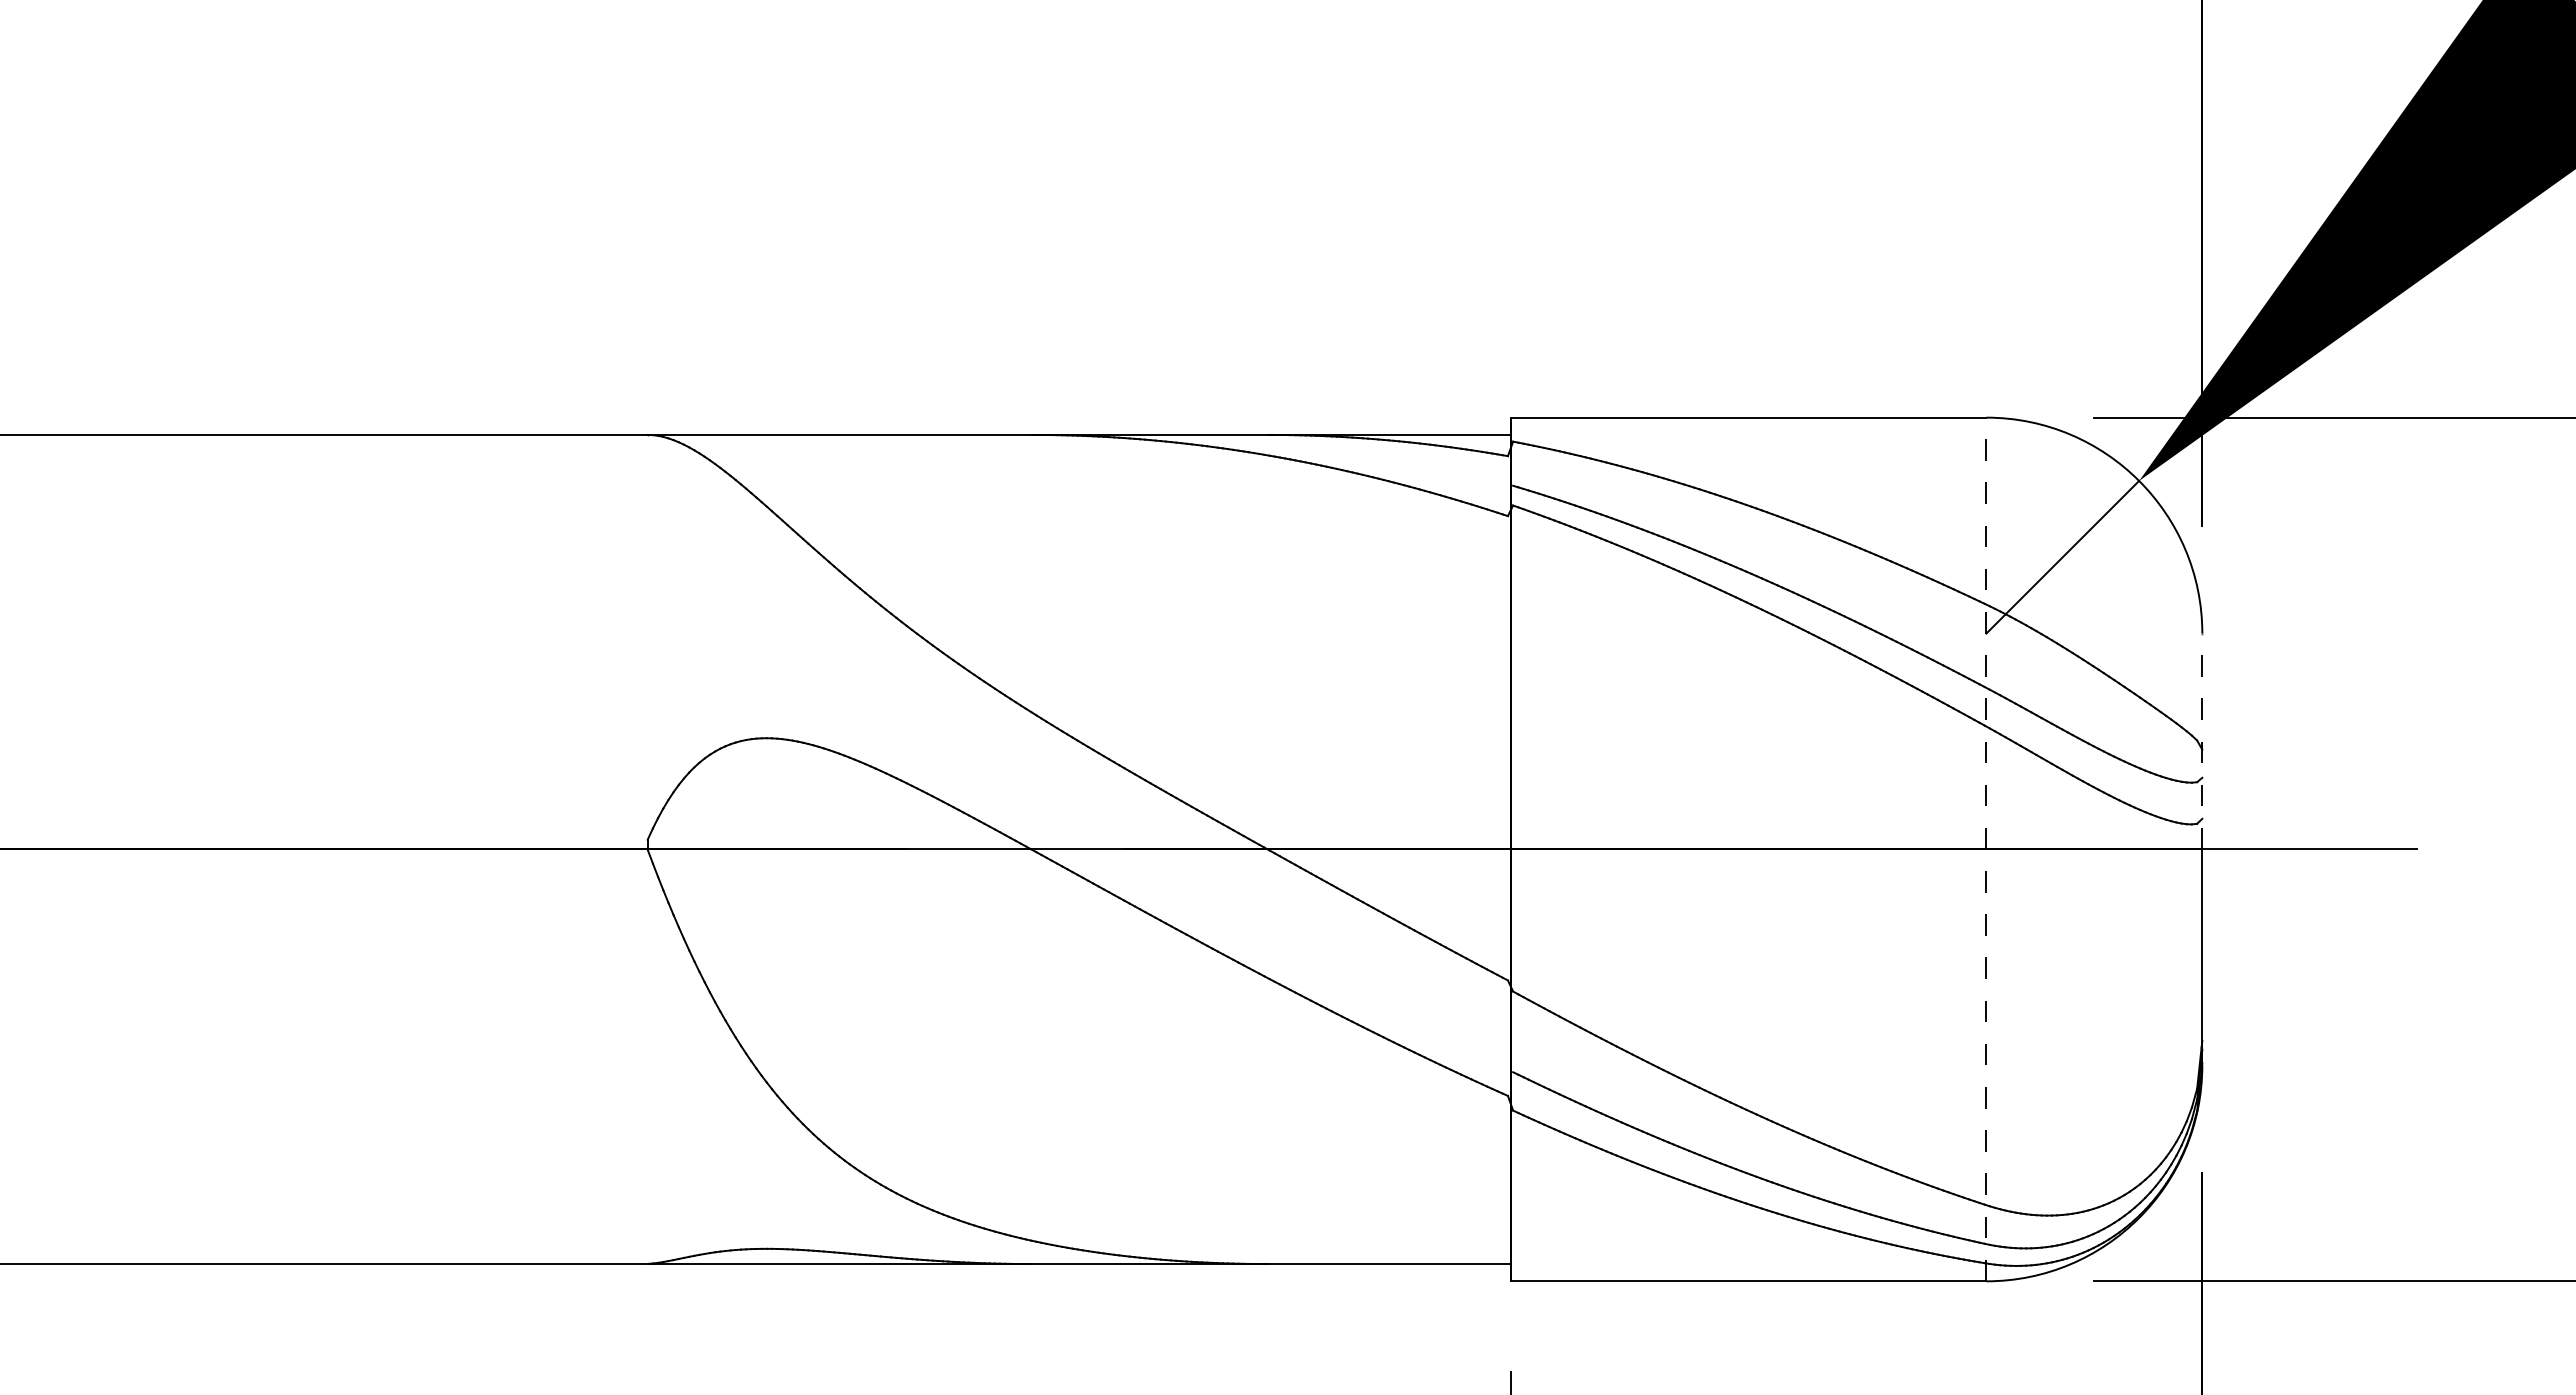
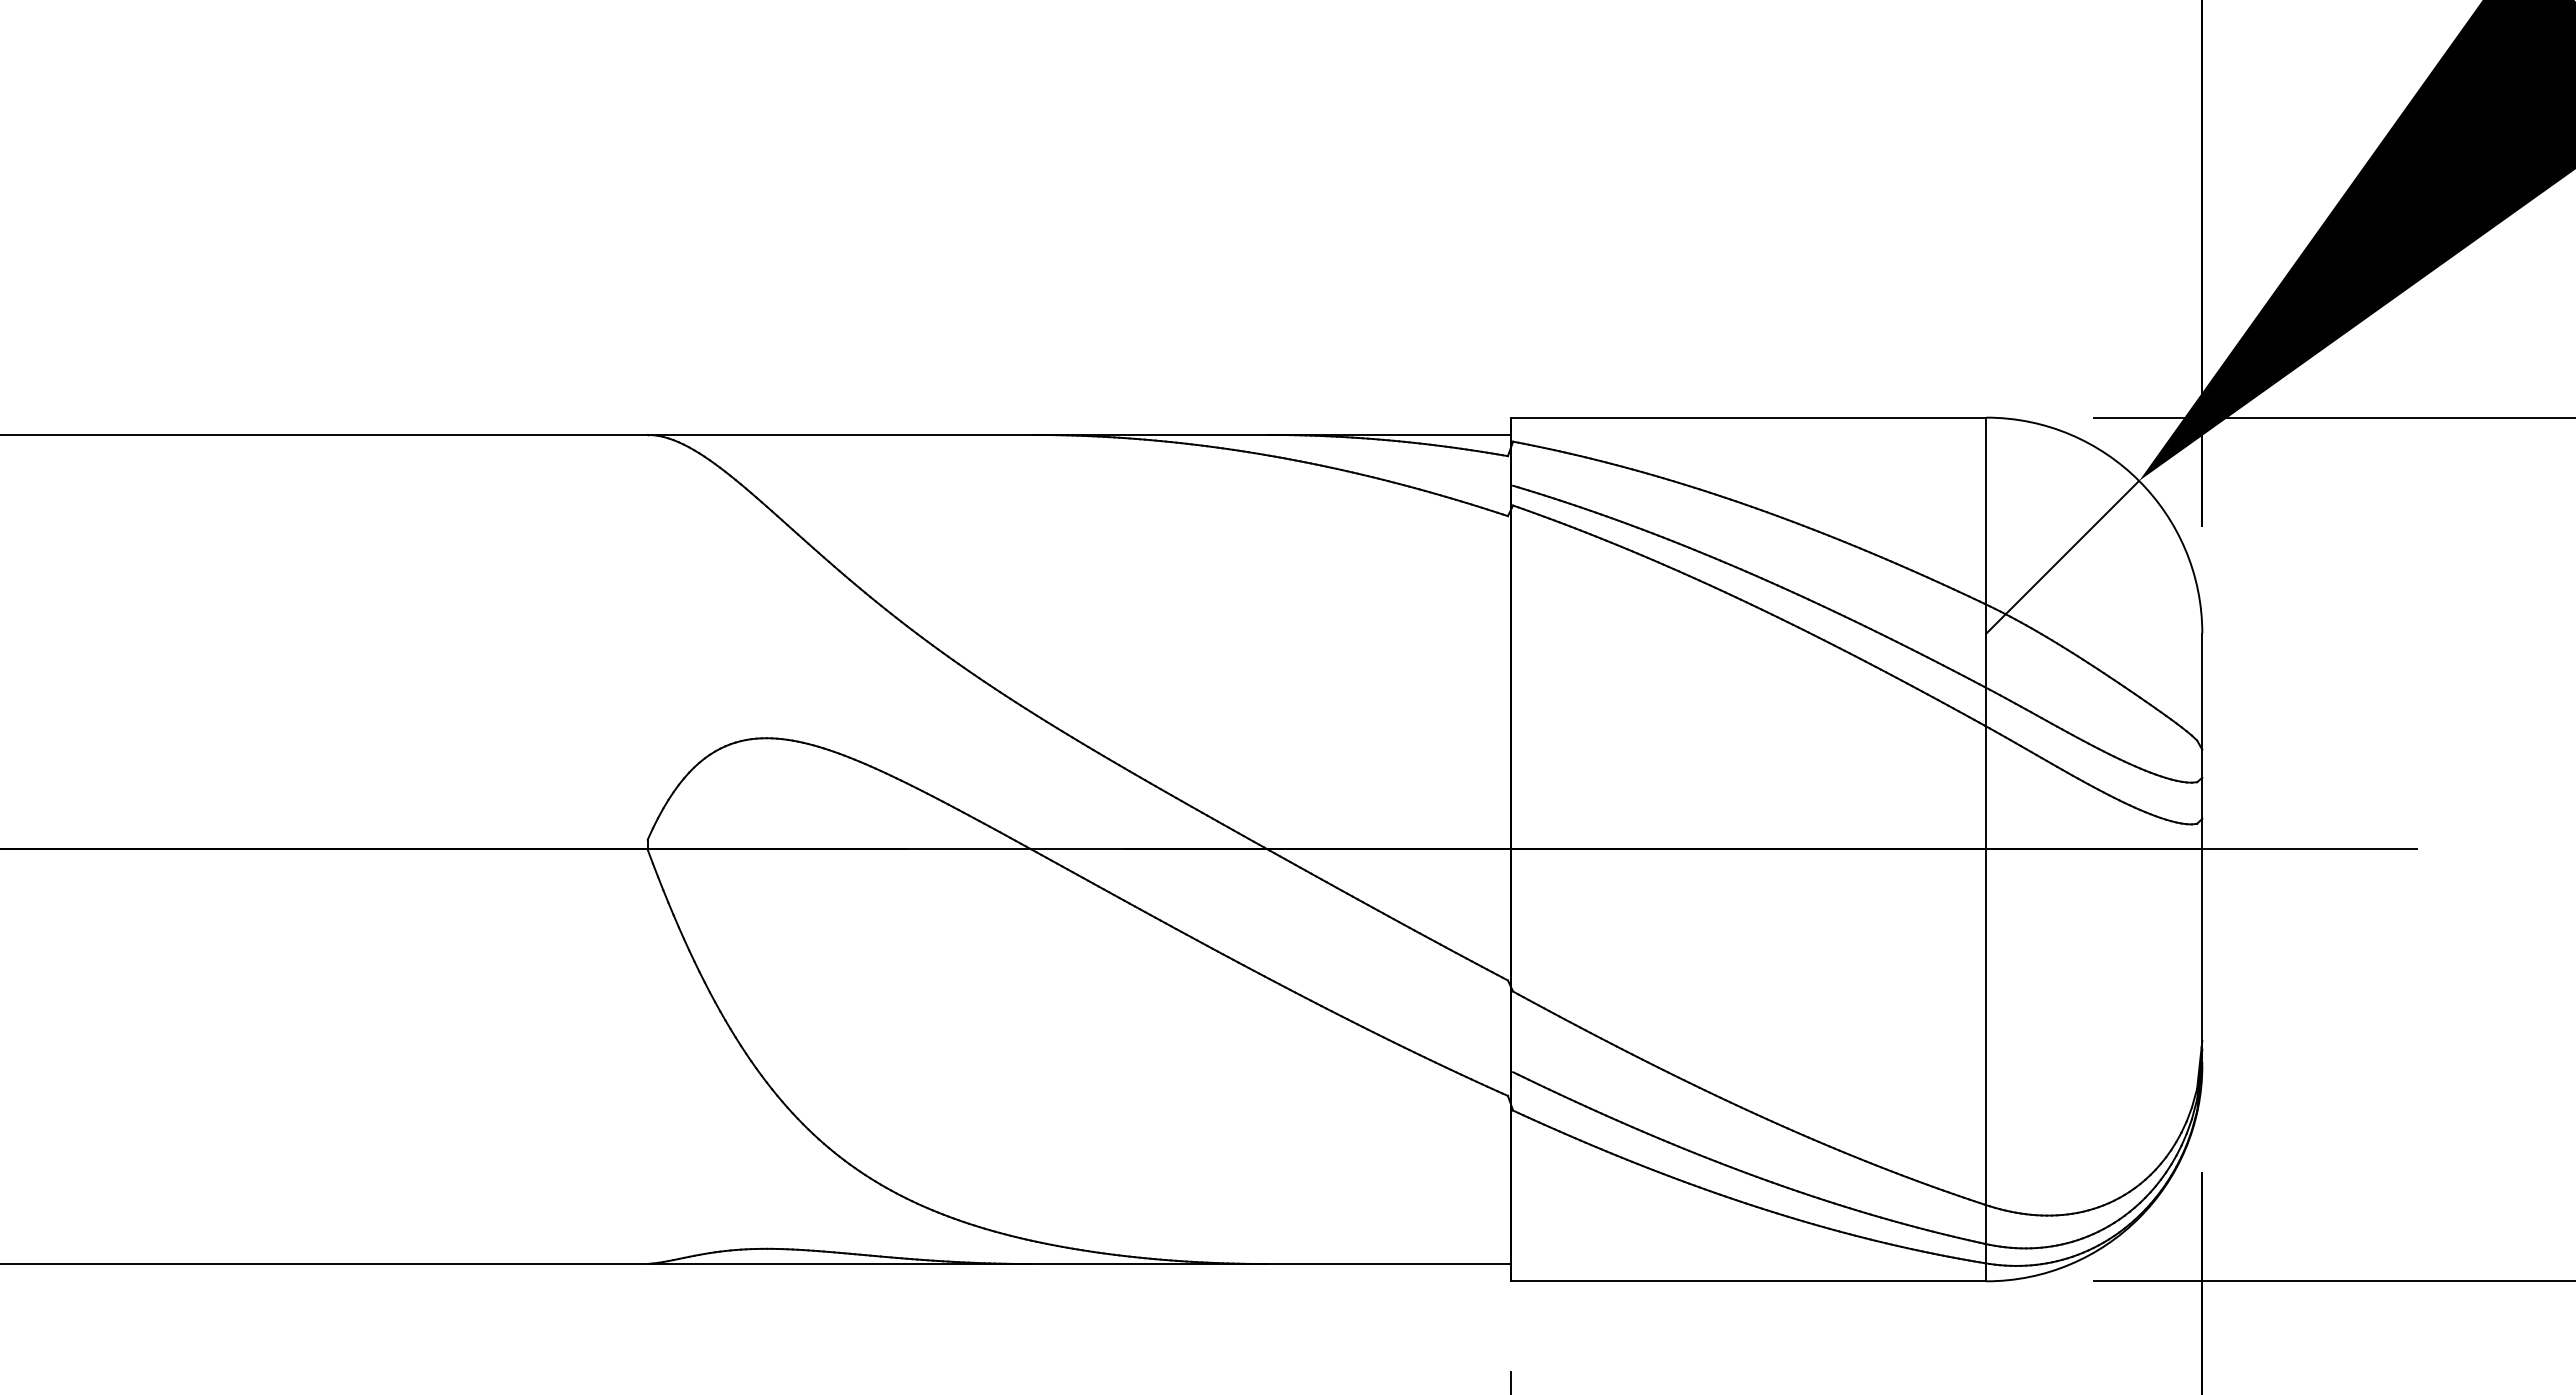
line: dashed -> solid (2202, 741)
line: dashed -> solid (1986, 849)
